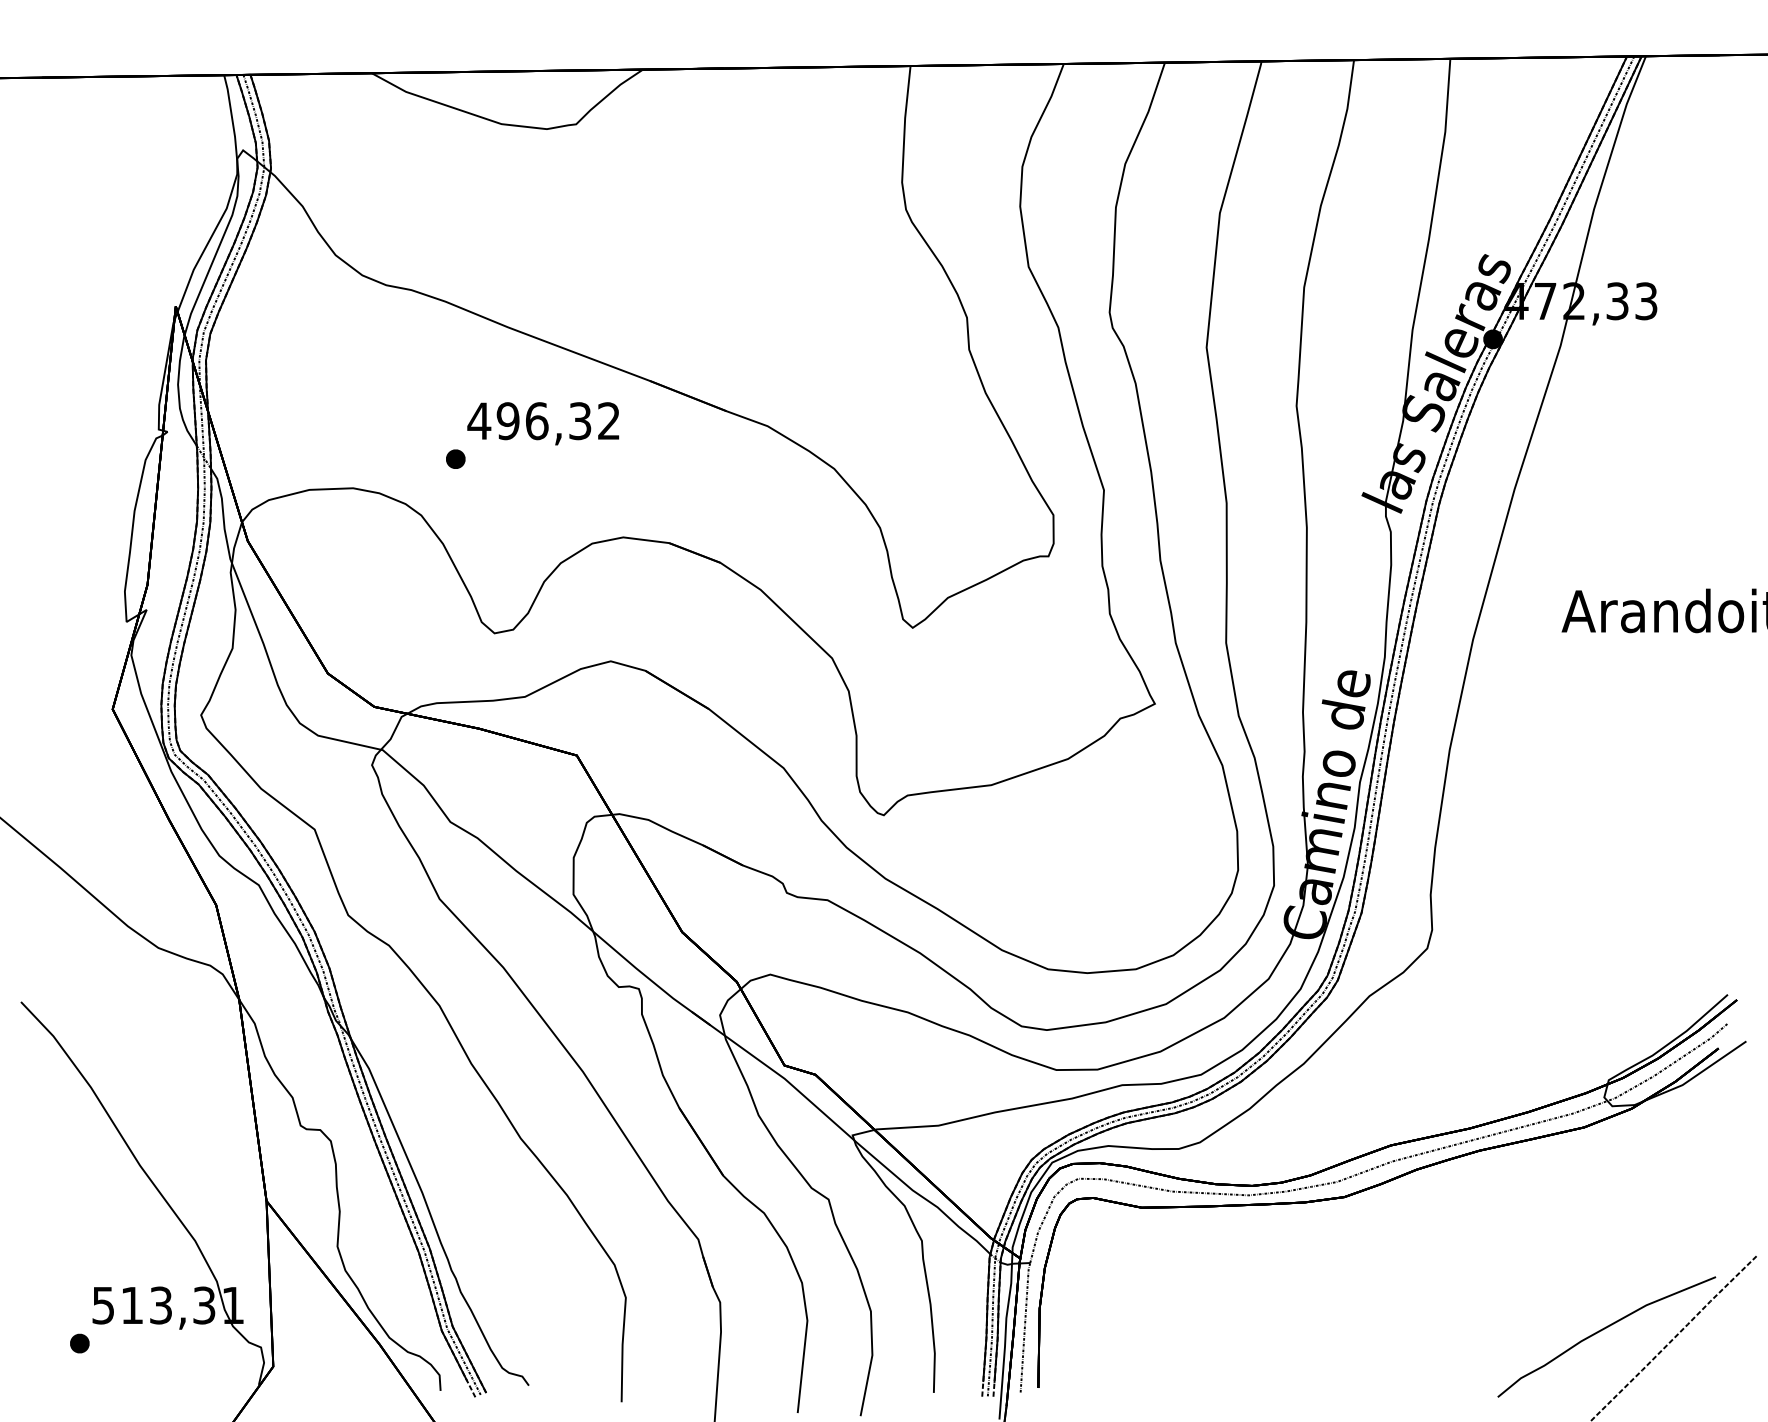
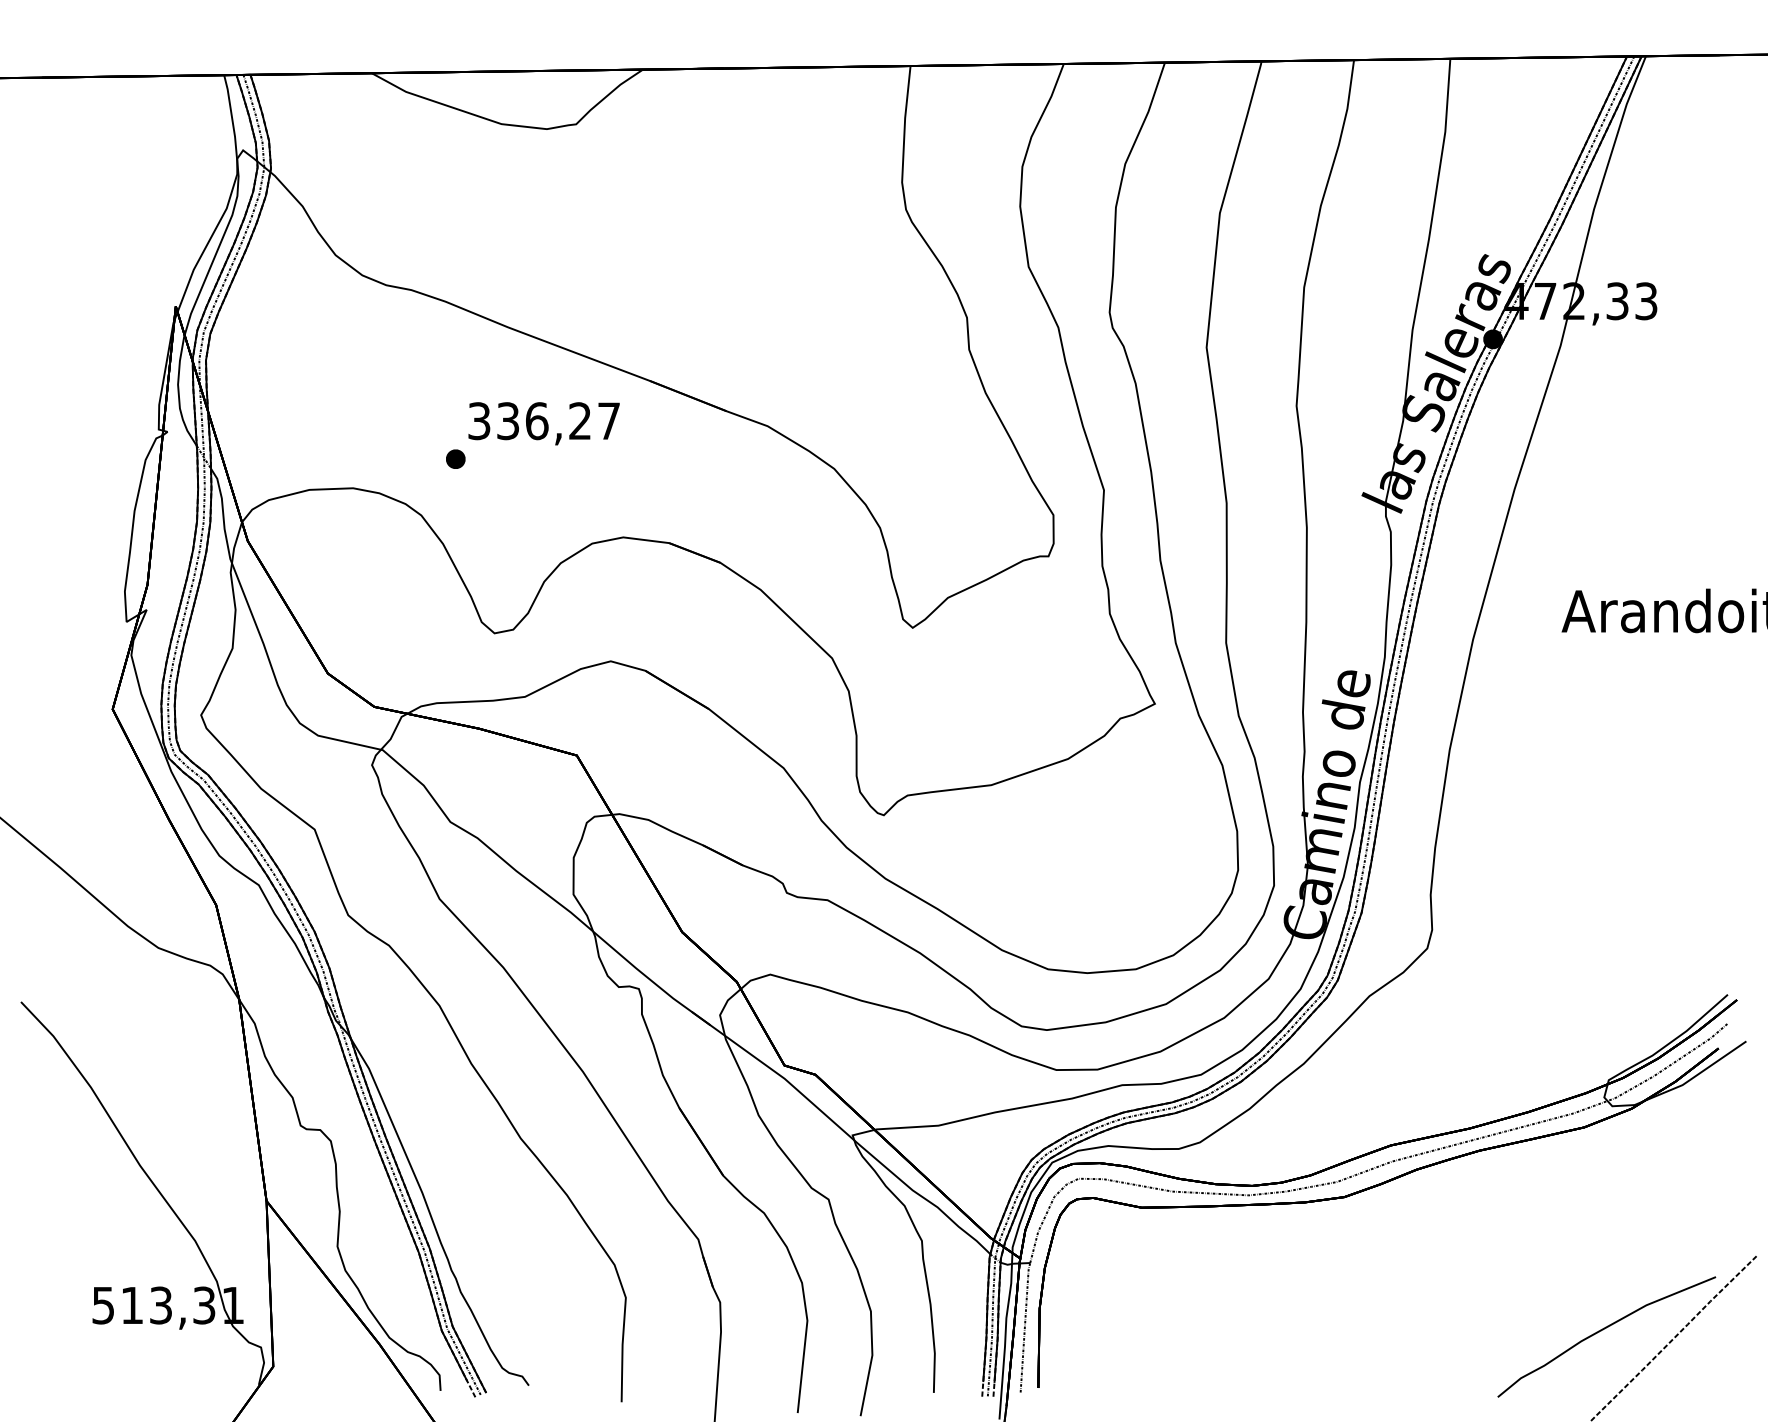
text: 496,32 -> 336,27 (543, 421)
part: present -> none (79, 1343)
